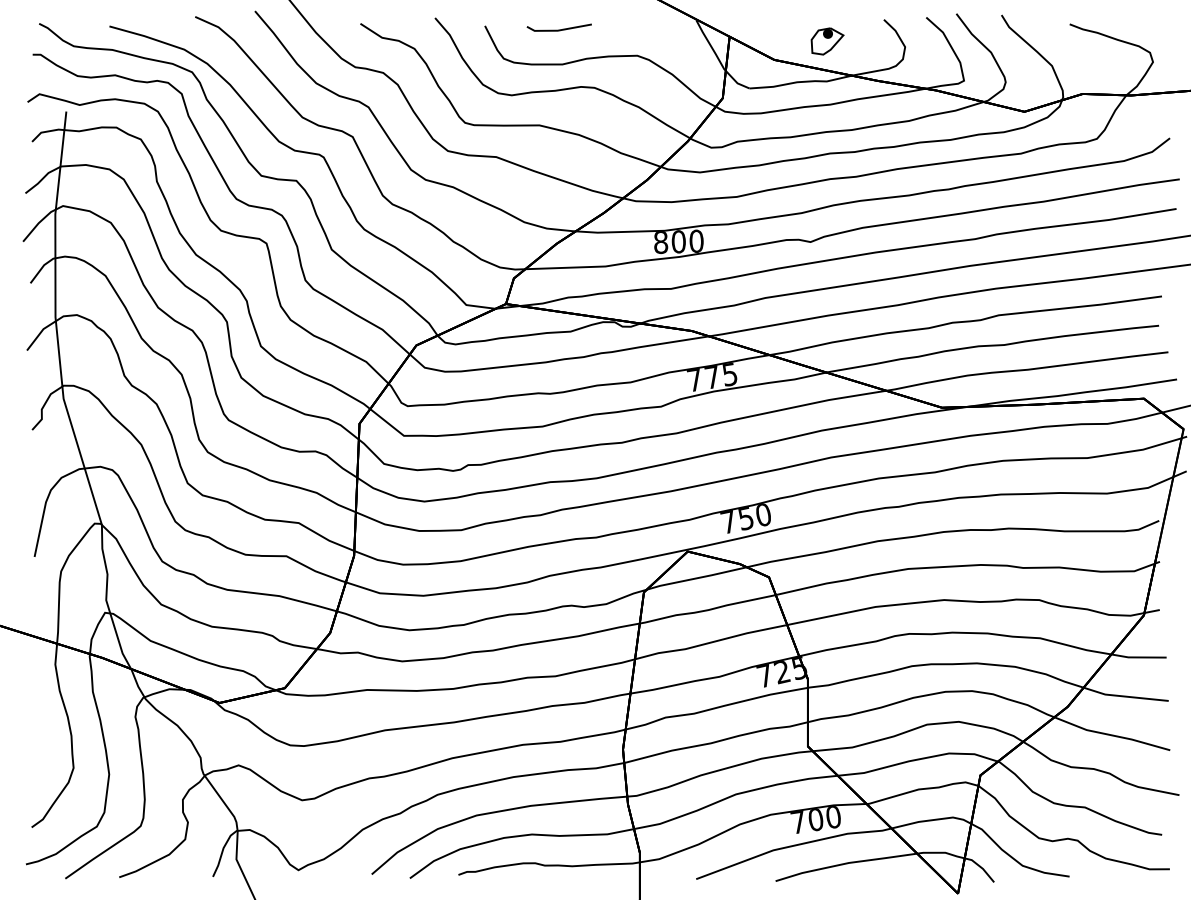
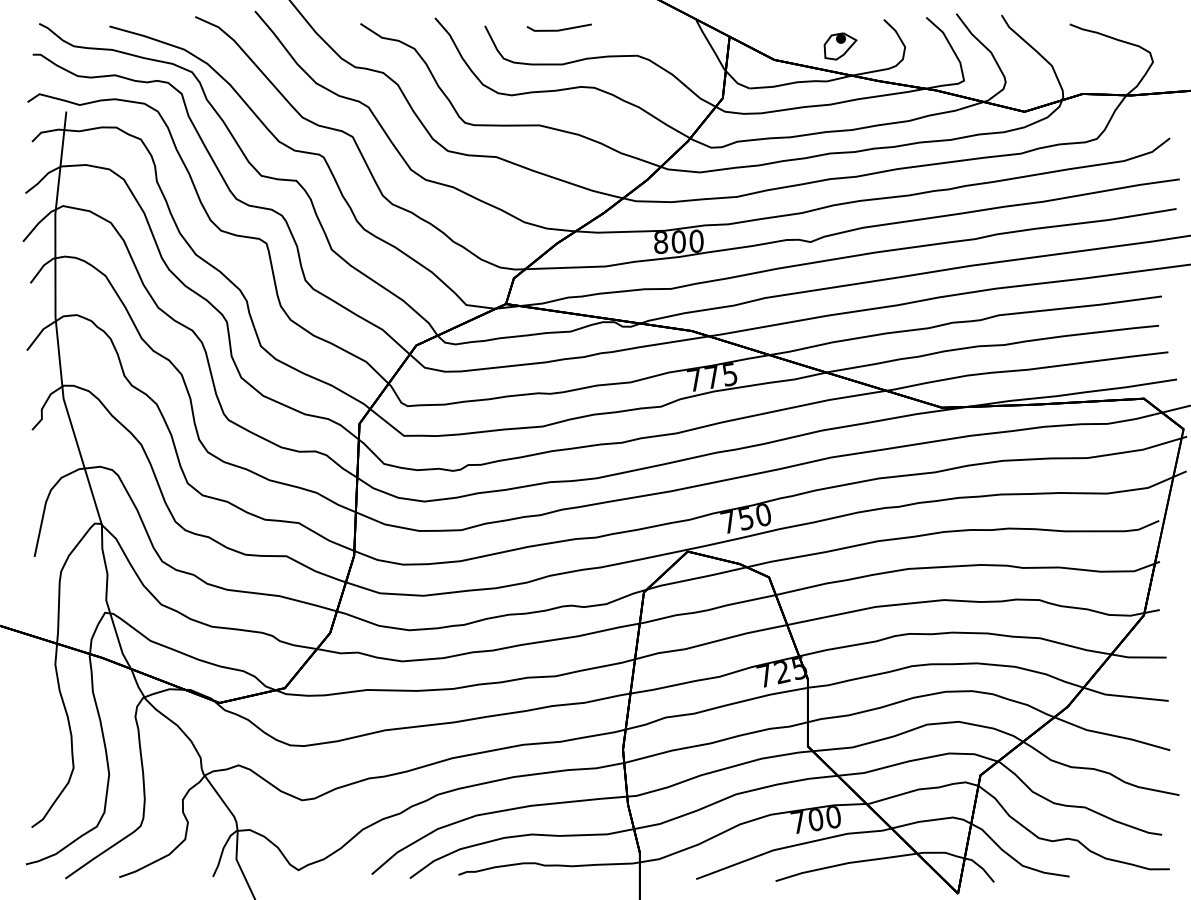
part position: (827, 41) -> (840, 46) (840, 46)
